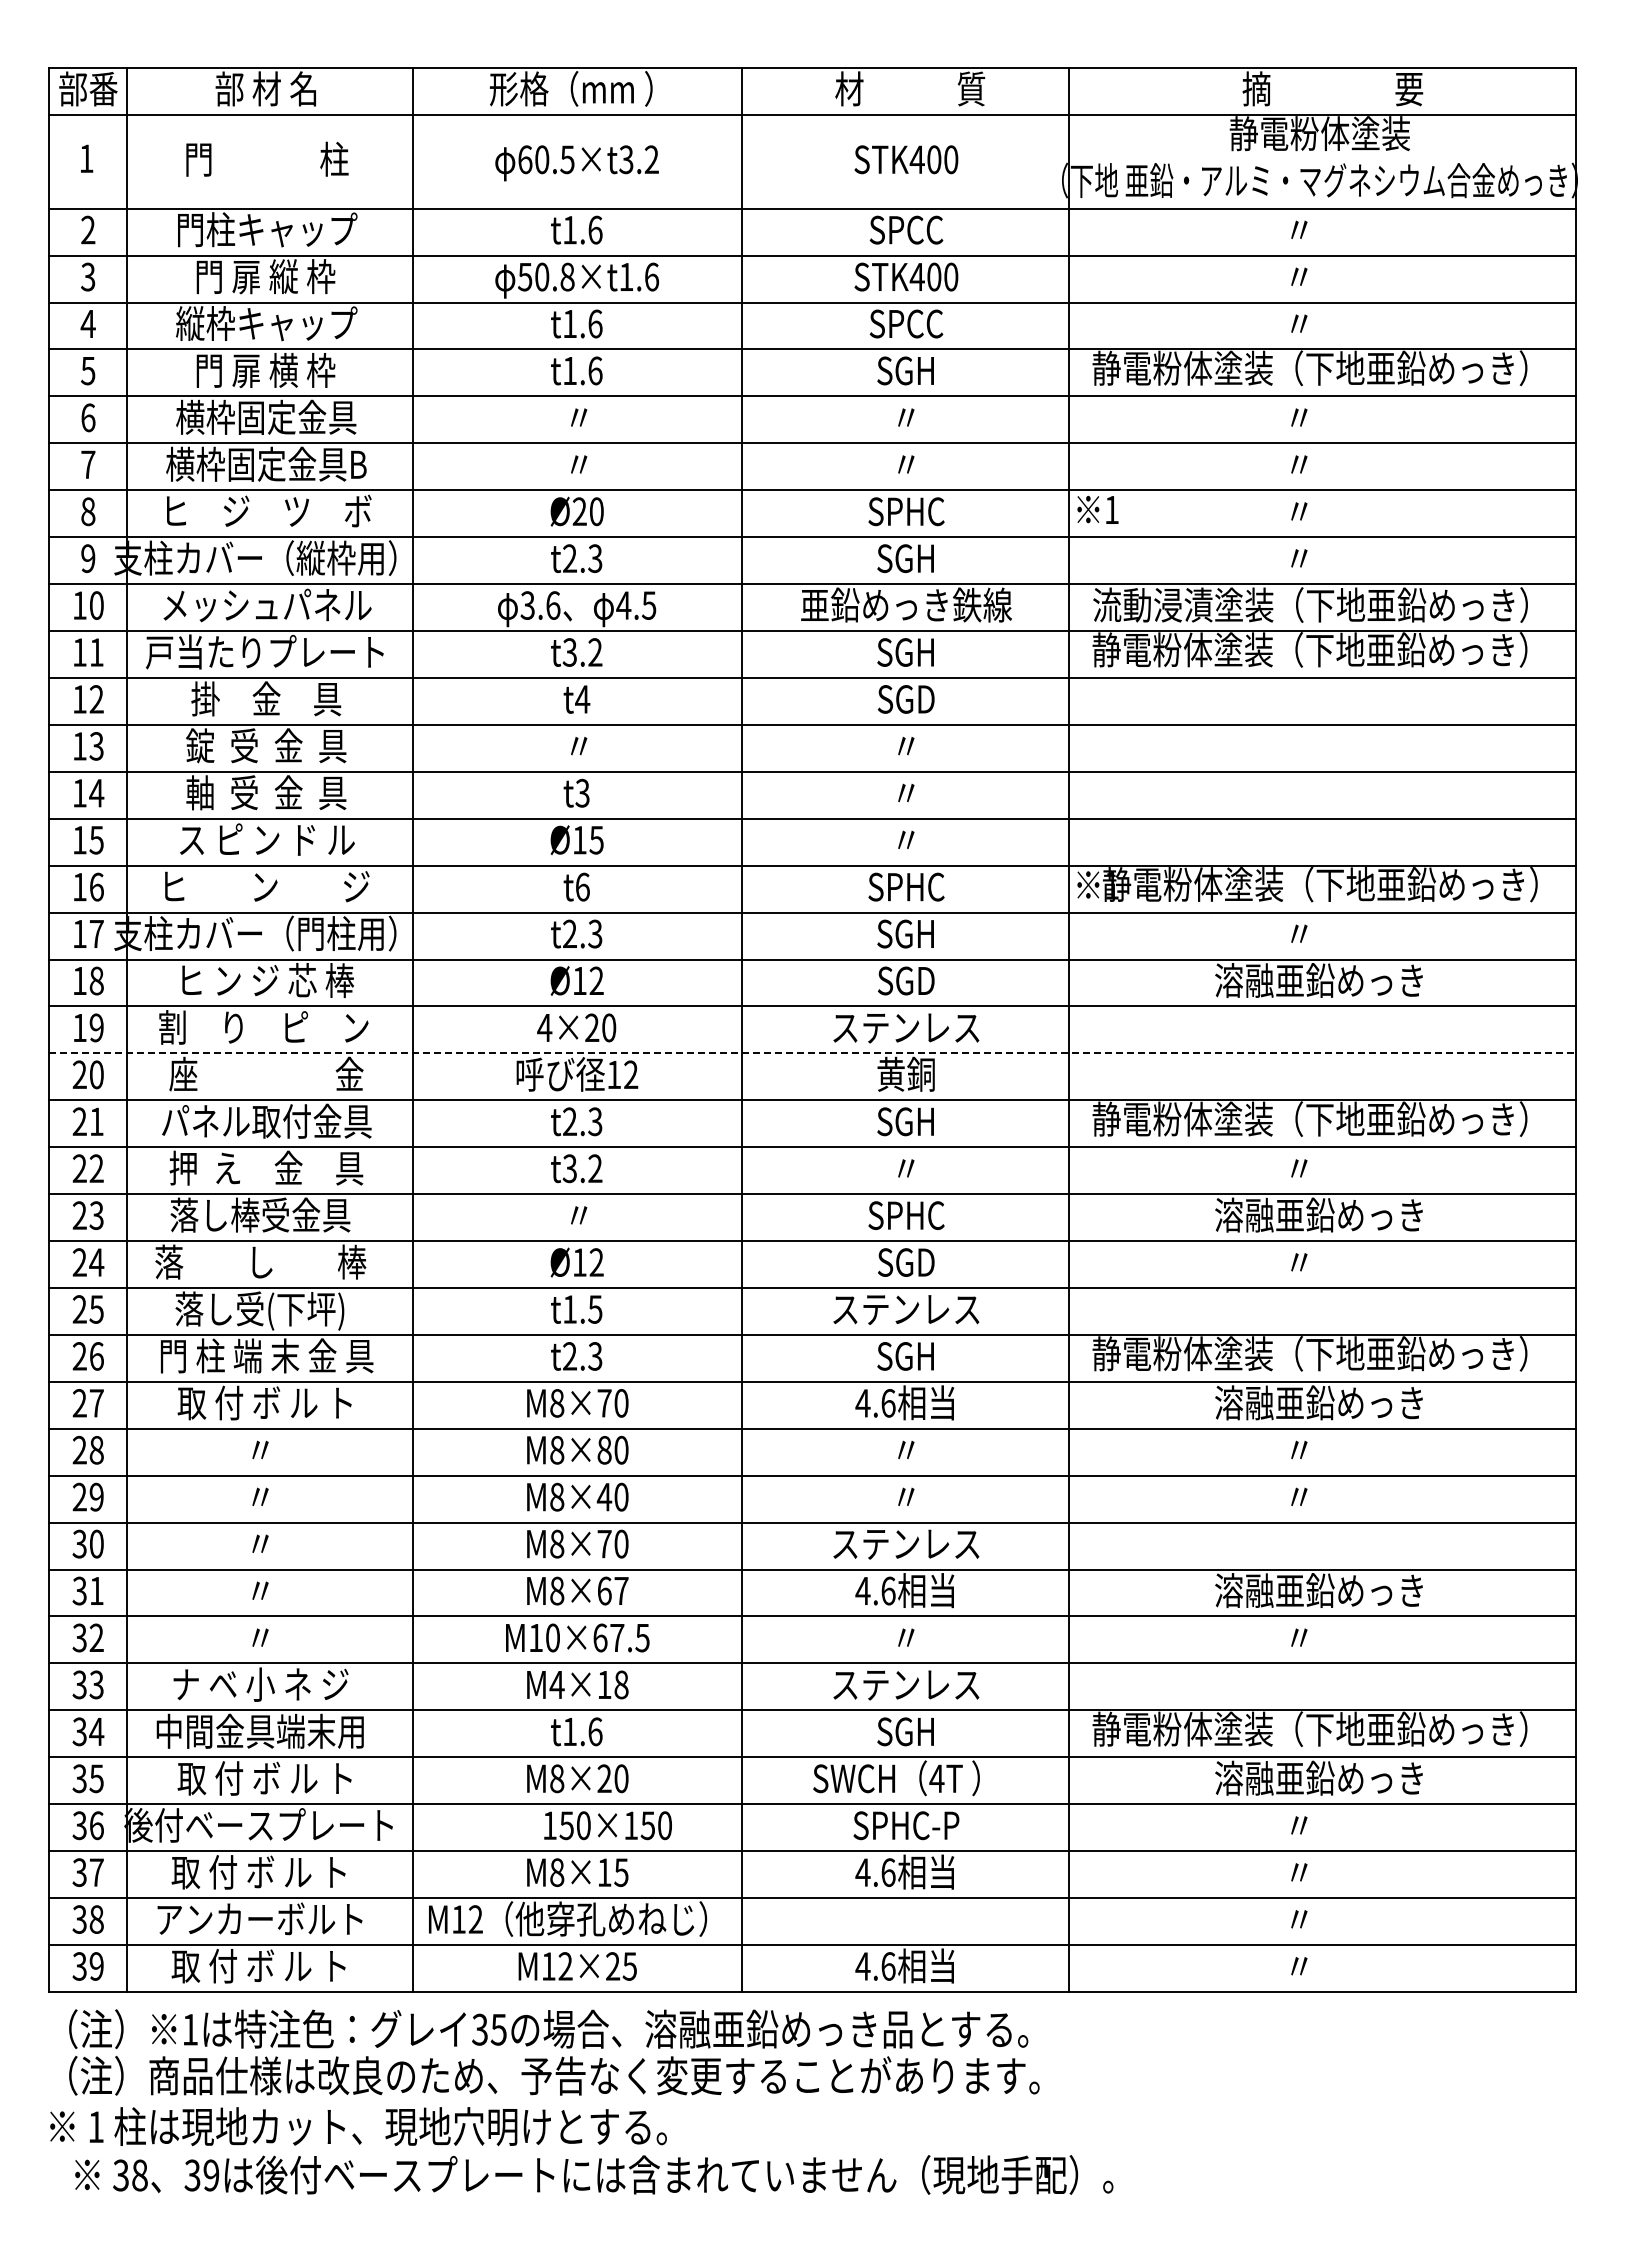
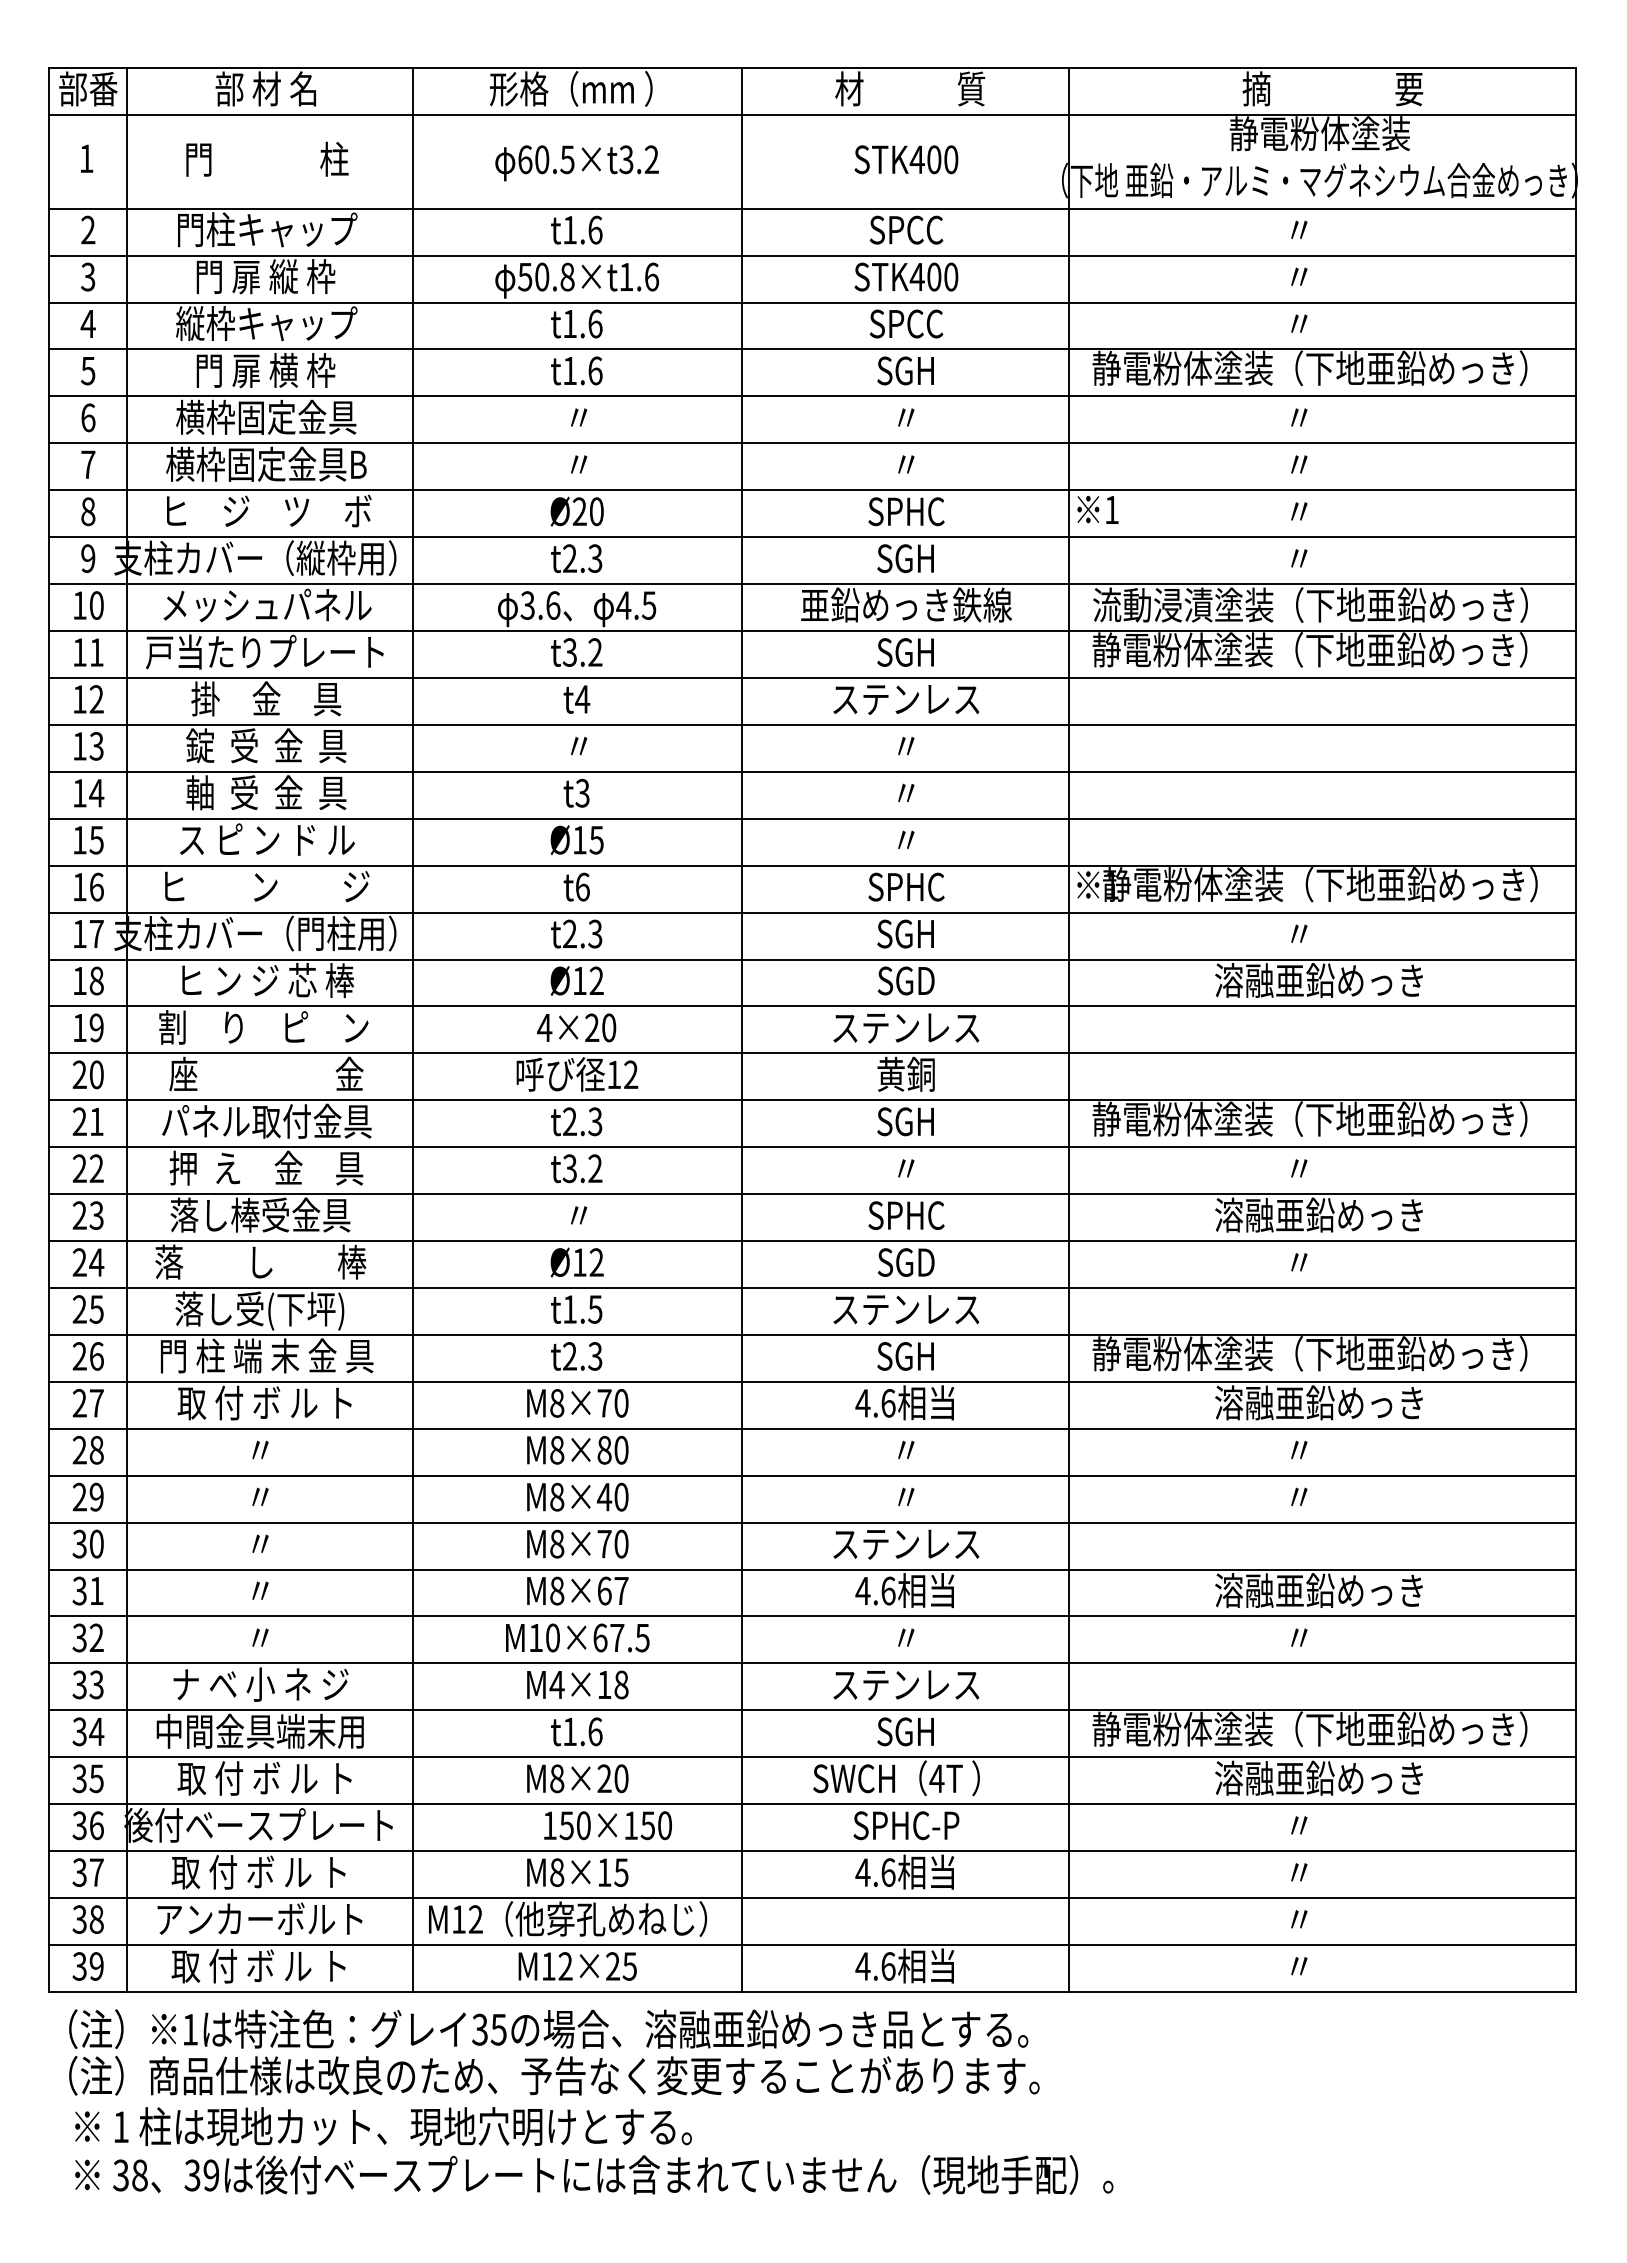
text: SGD -> ステンレス (906, 699)
line: dashed -> solid (812, 1053)
text position: (358, 2126) -> (383, 2126) (383, 2126)
